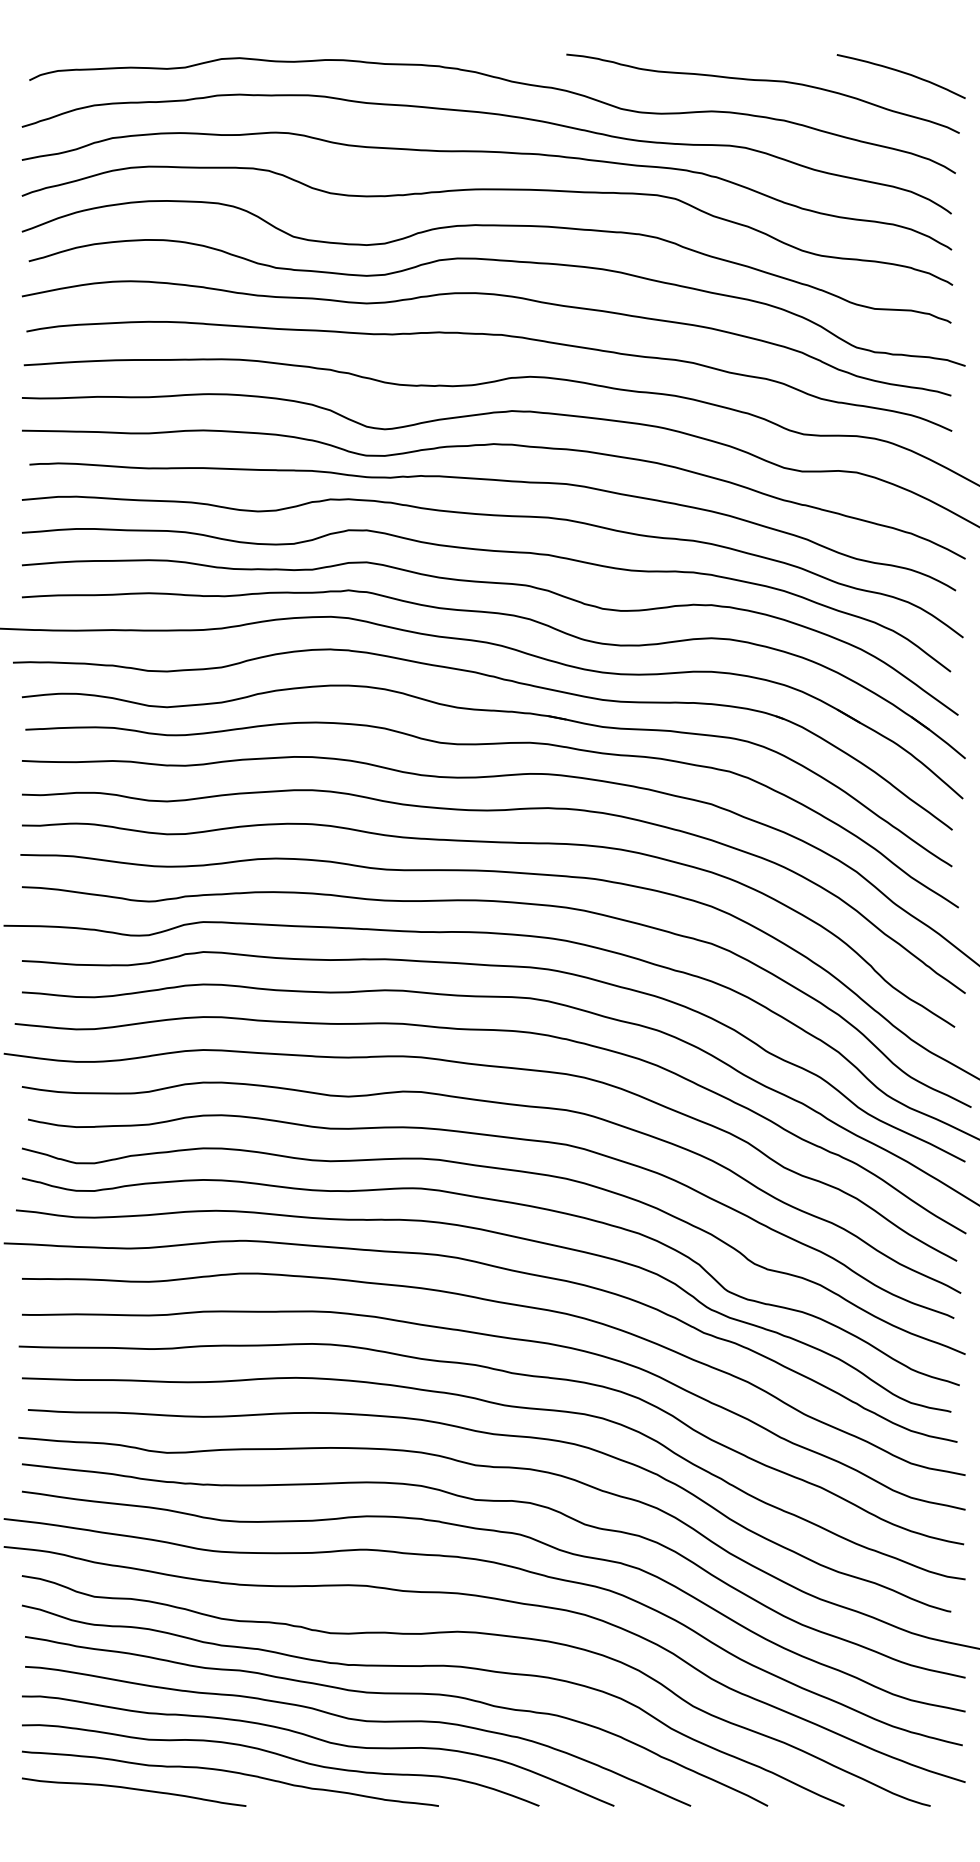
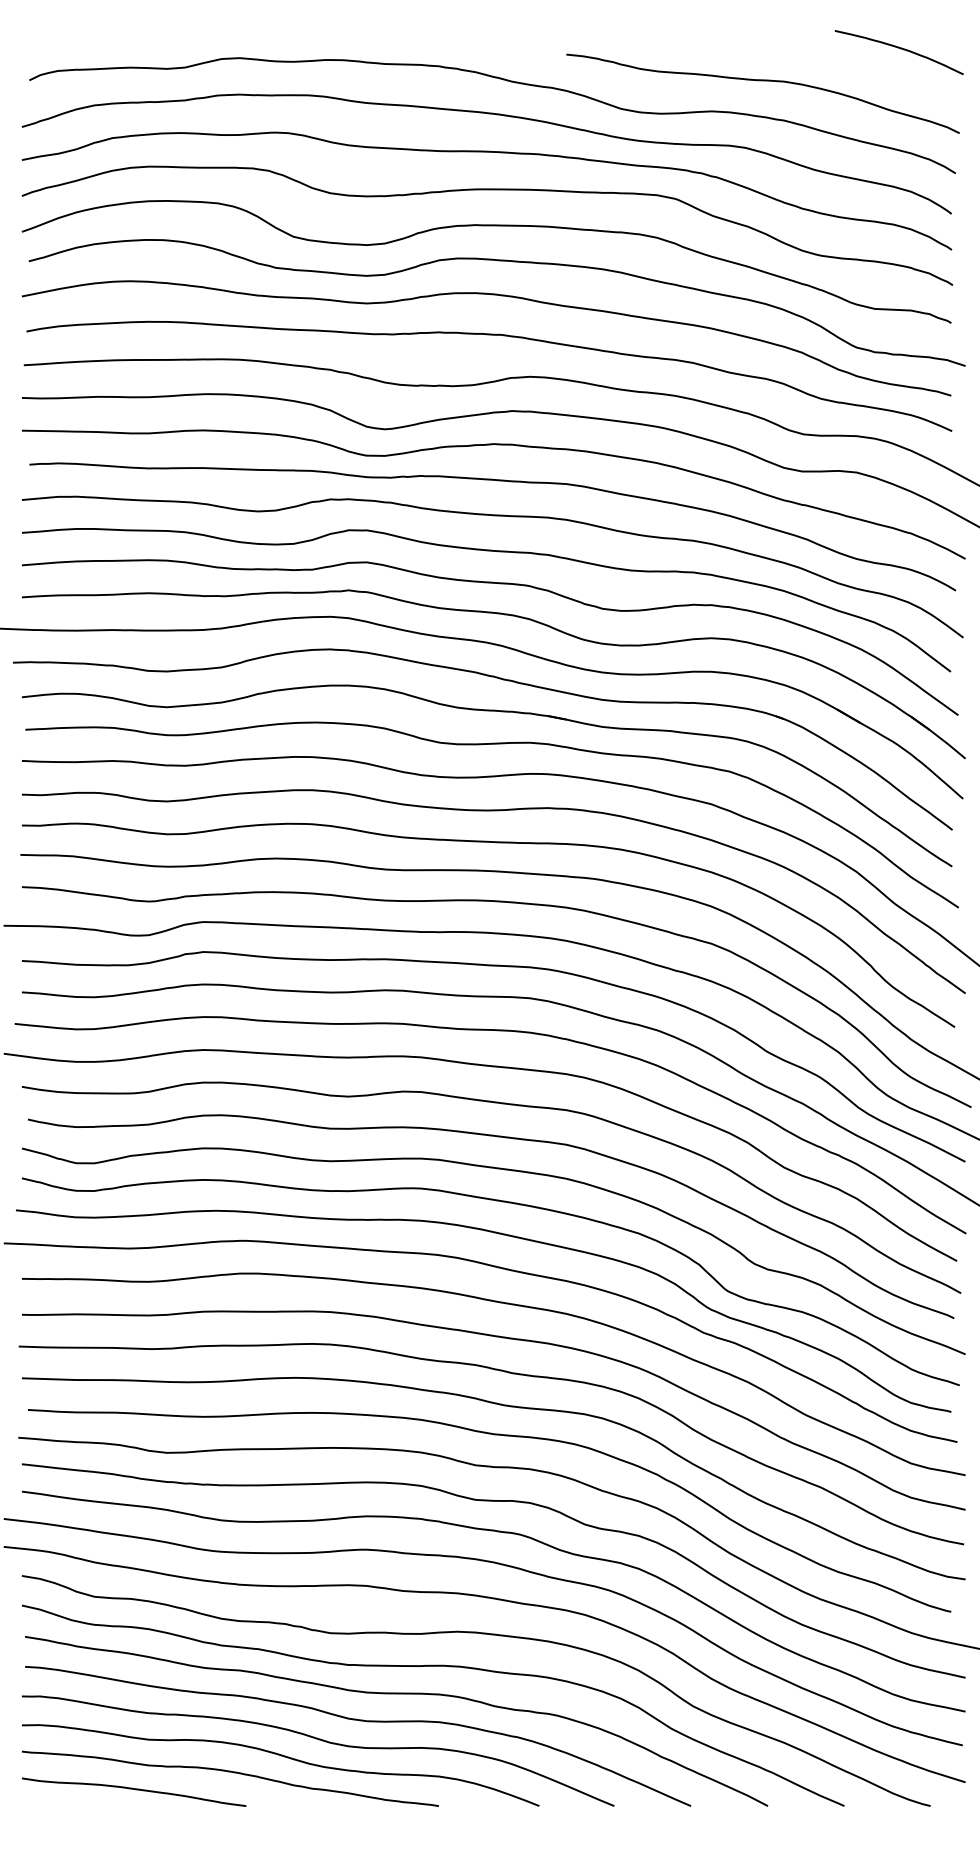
curve position: (902, 73) -> (900, 49) (900, 49)
